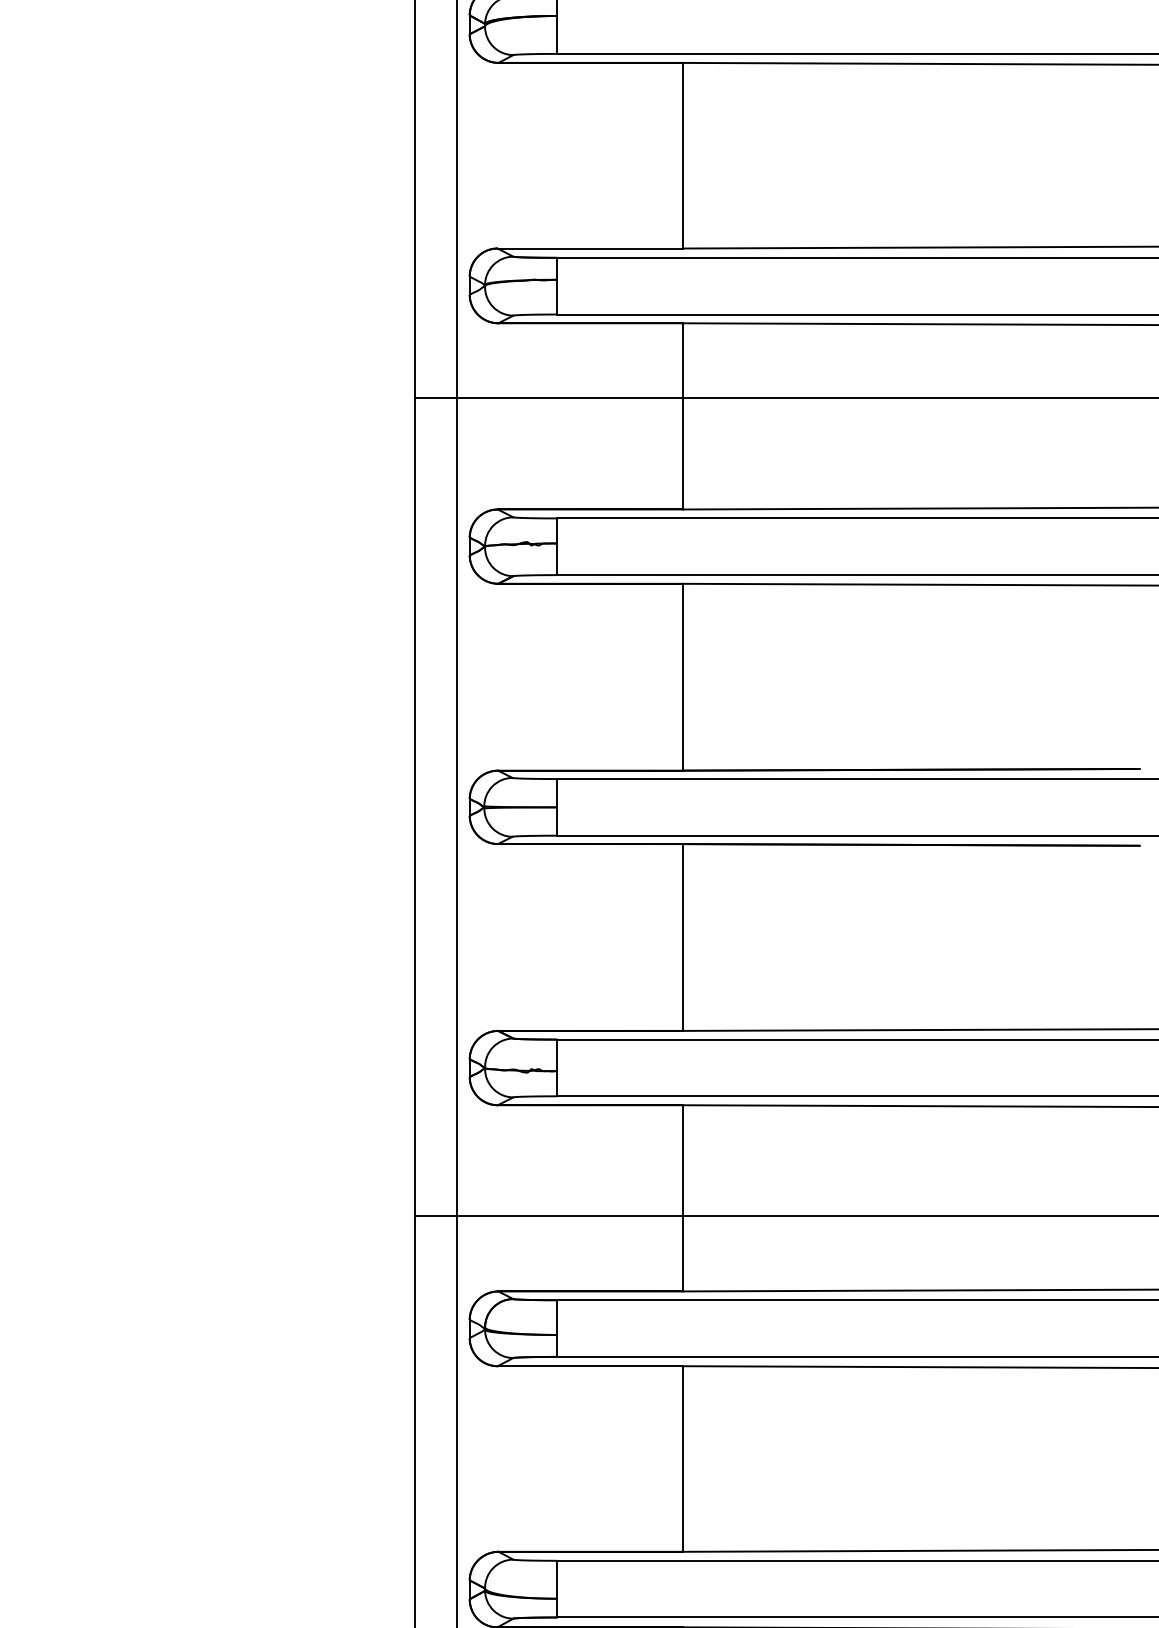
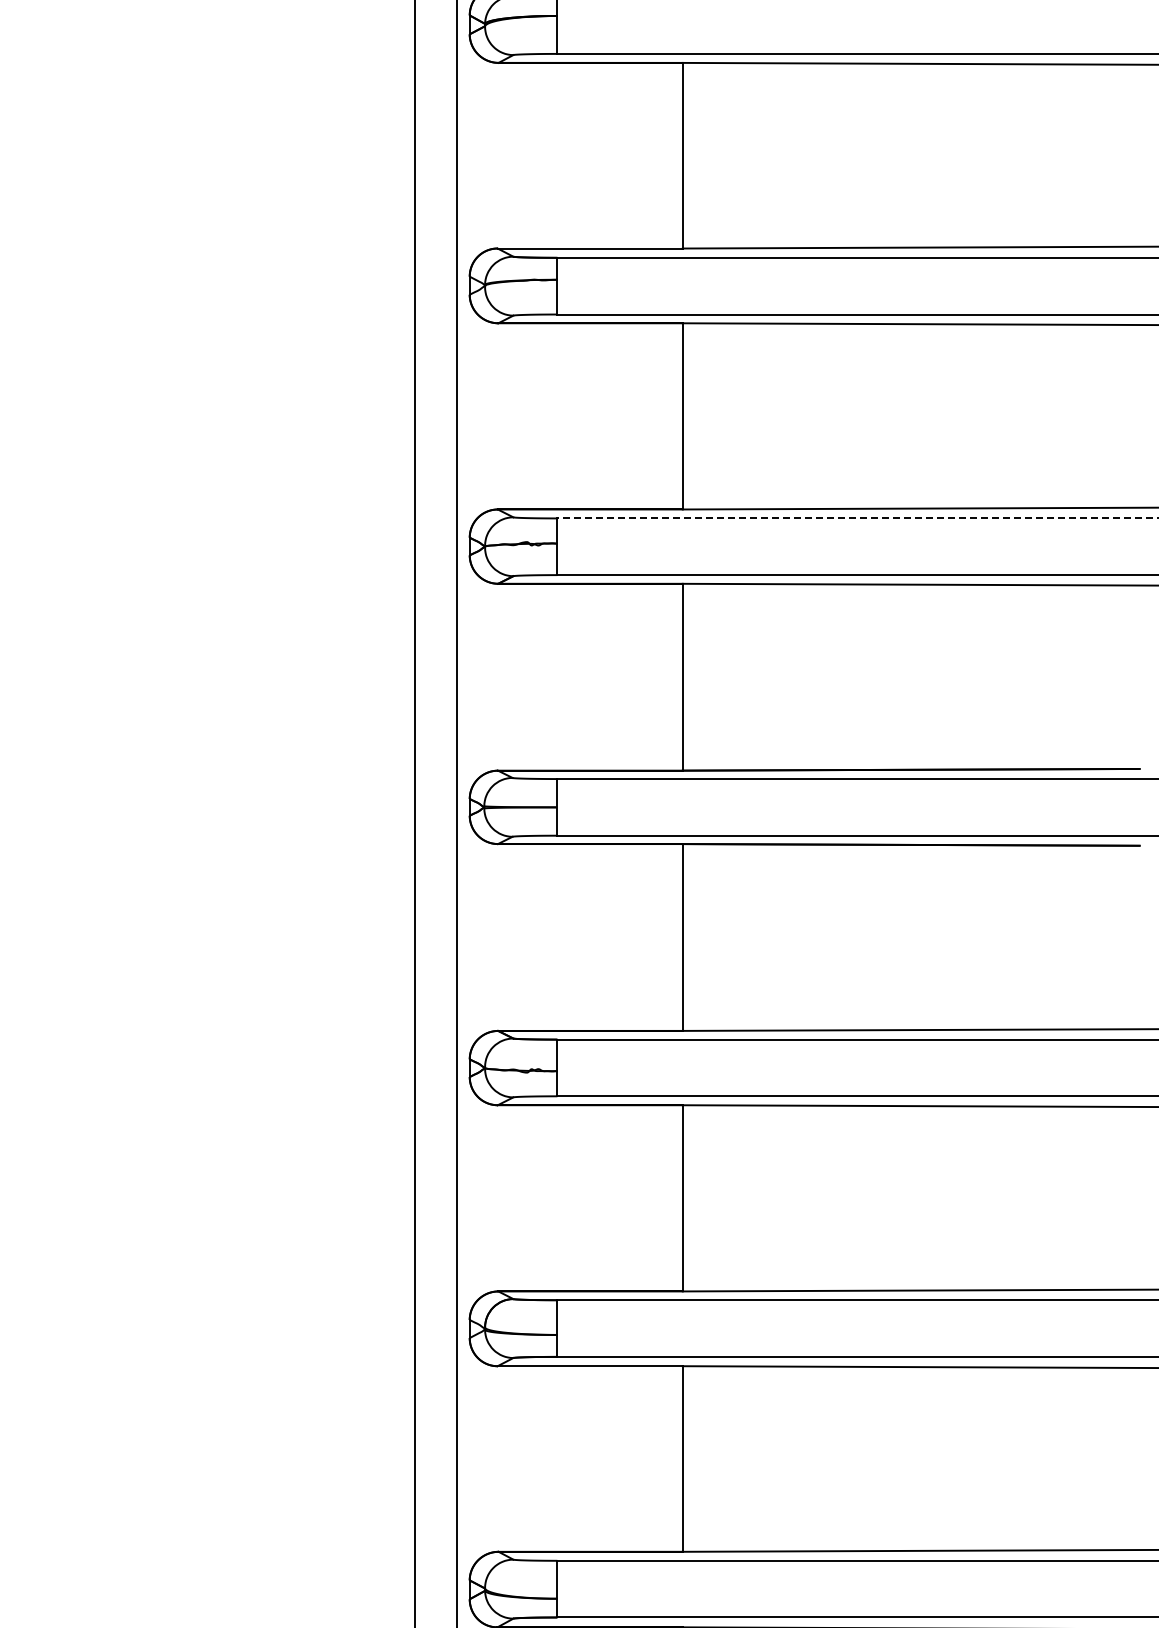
line: present -> none (785, 398)
line: solid -> dashed (857, 518)
line: present -> none (785, 1216)
